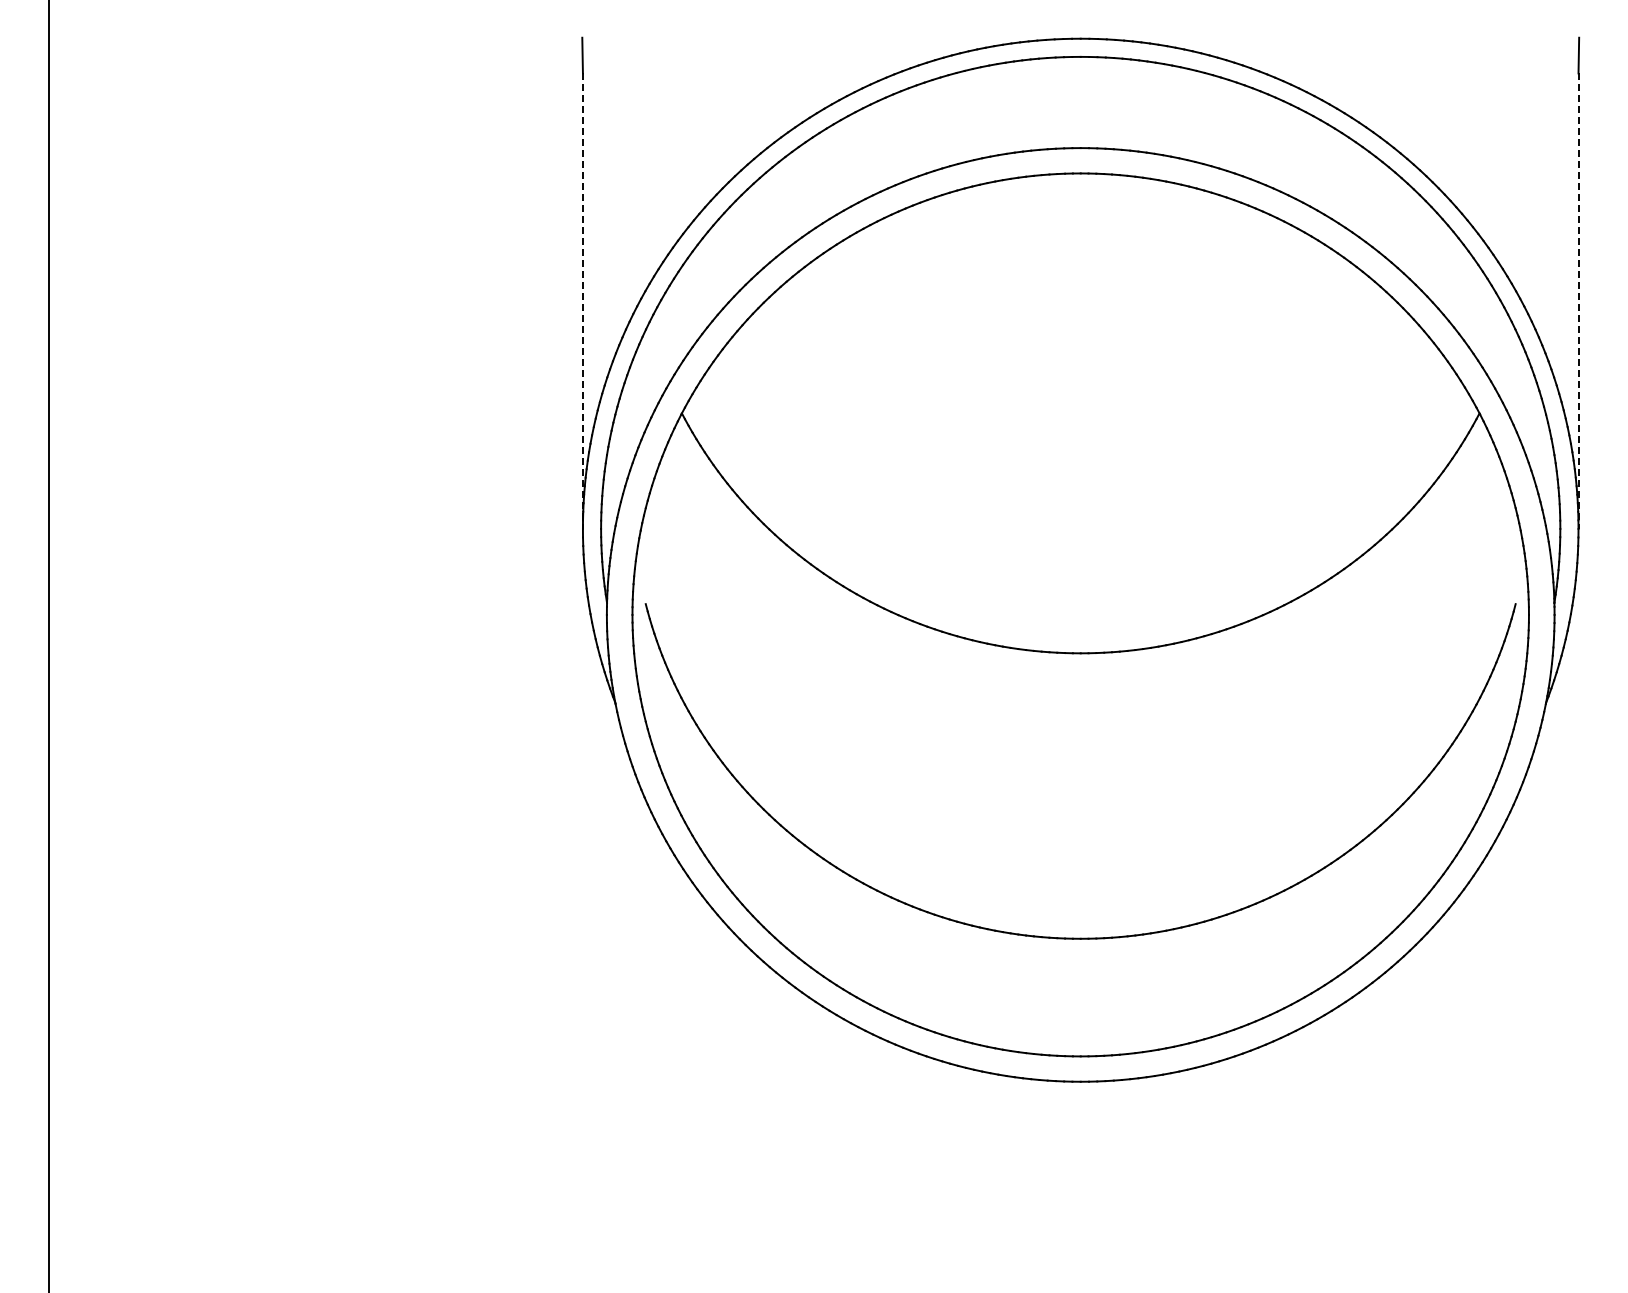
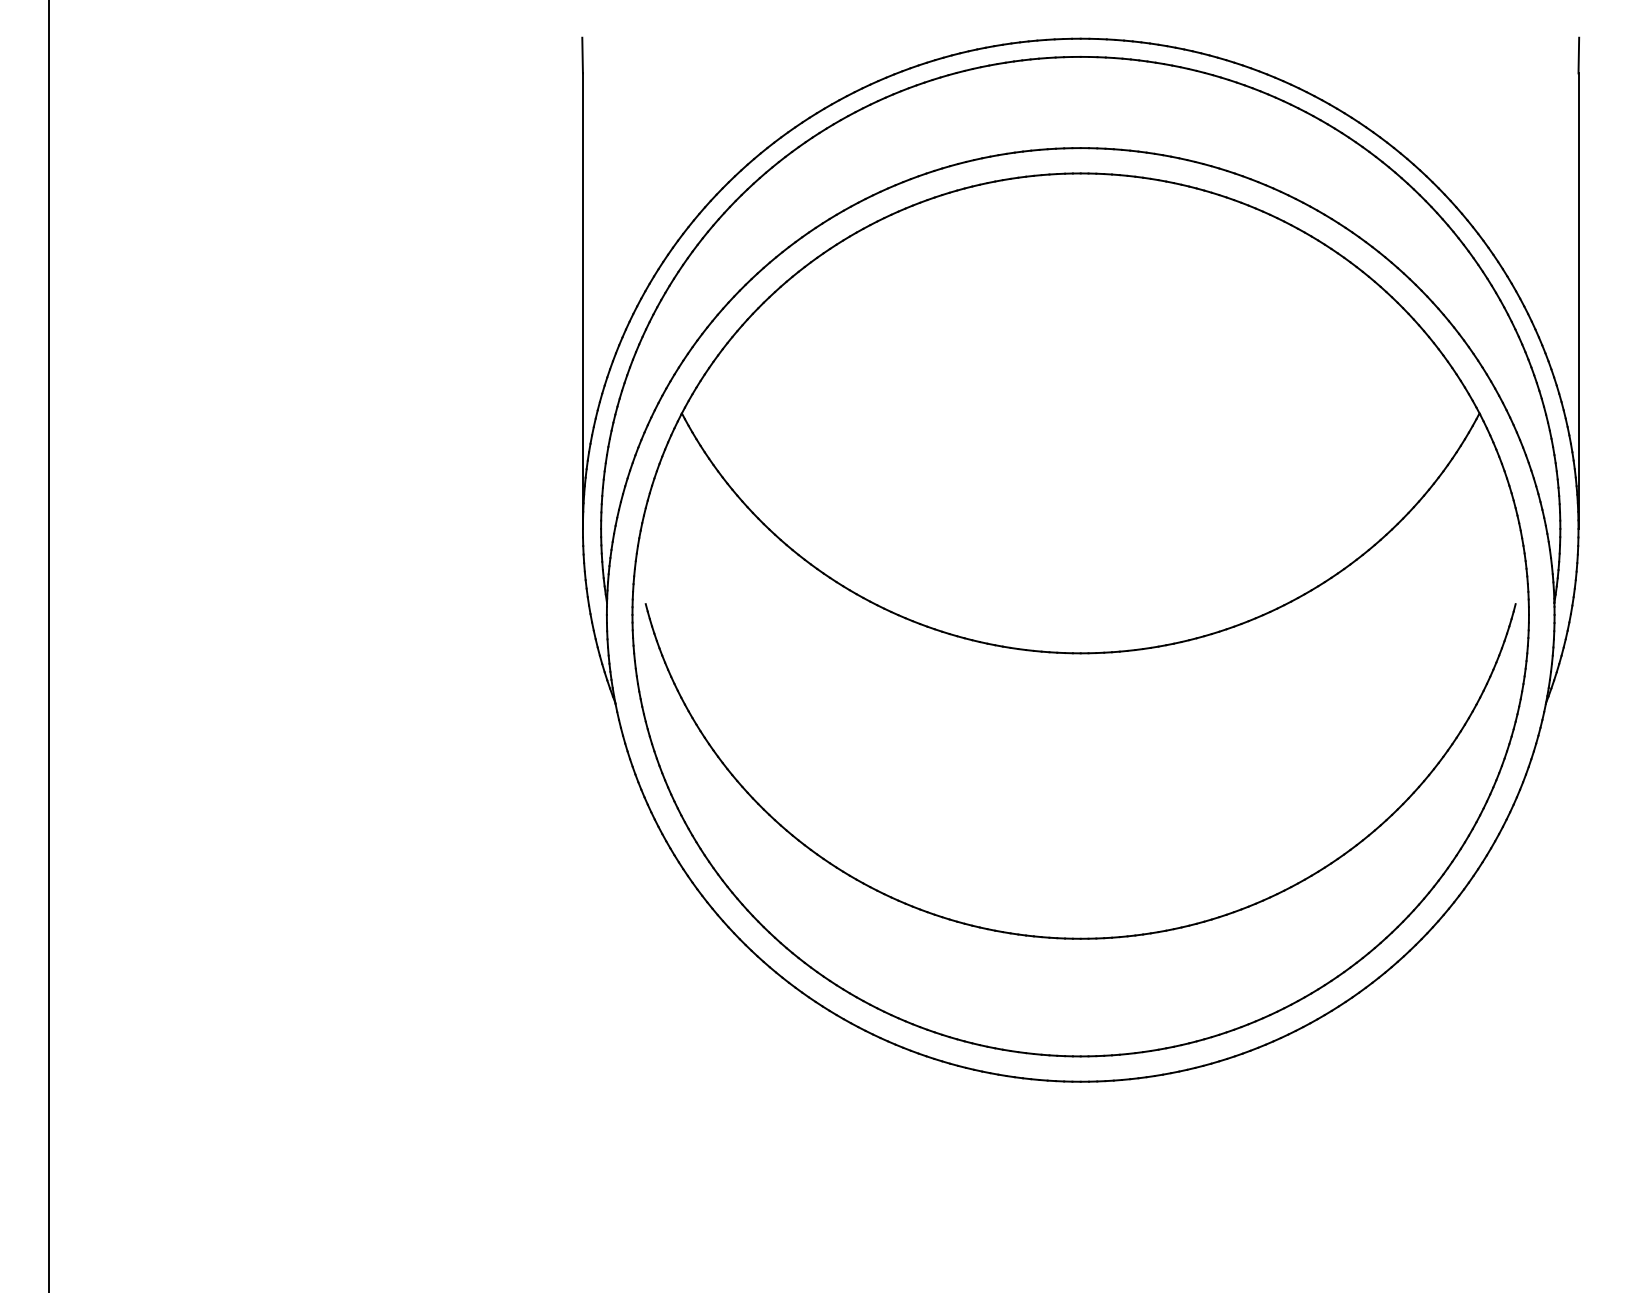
line: dashed -> solid (582, 301)
line: dashed -> solid (1578, 301)
